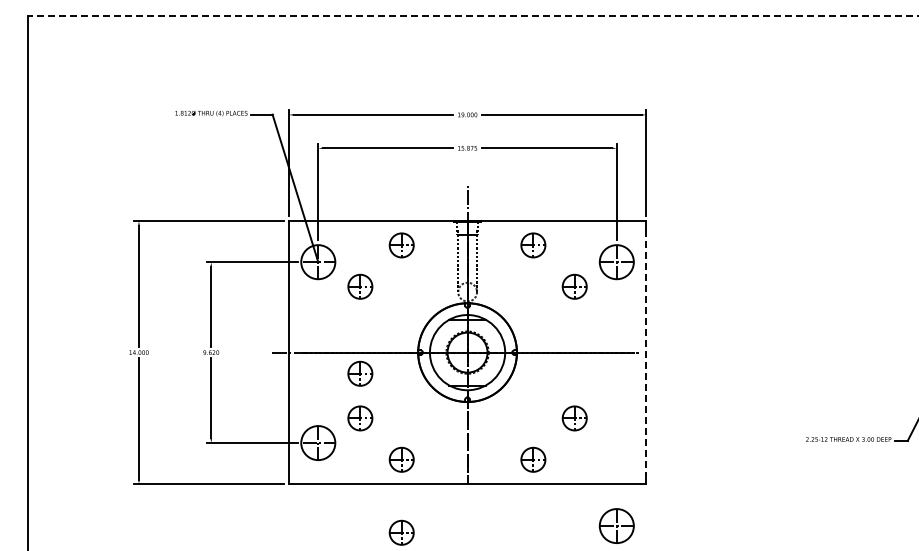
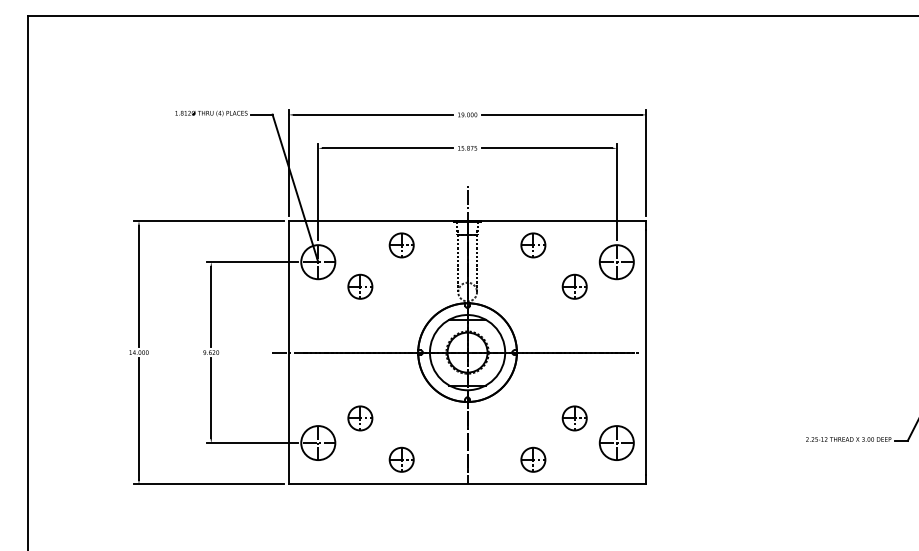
line: dashed -> solid (472, 16)
line: dashed -> solid (646, 353)
part: present -> none (360, 373)
part position: (616, 525) -> (616, 442) (616, 442)
part: present -> none (401, 532)
